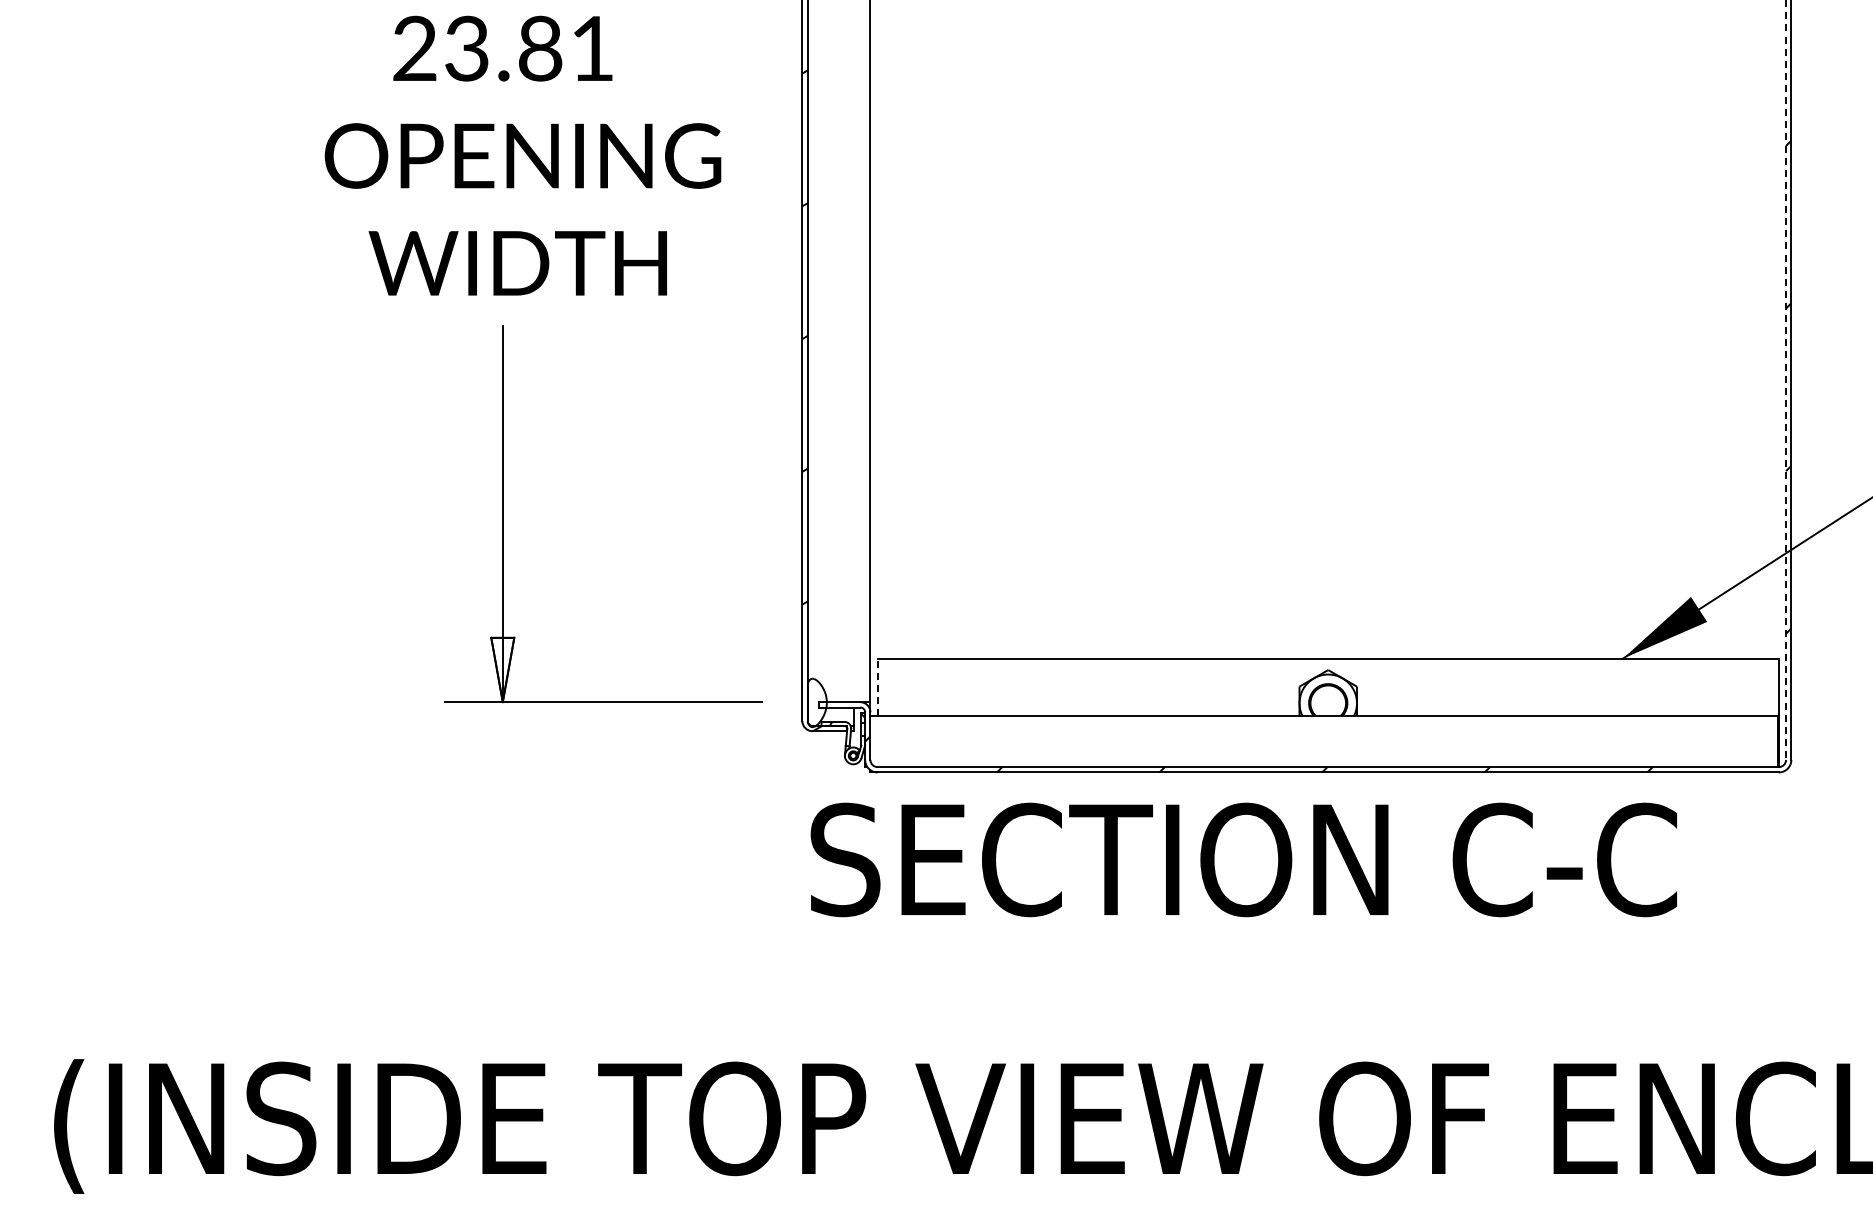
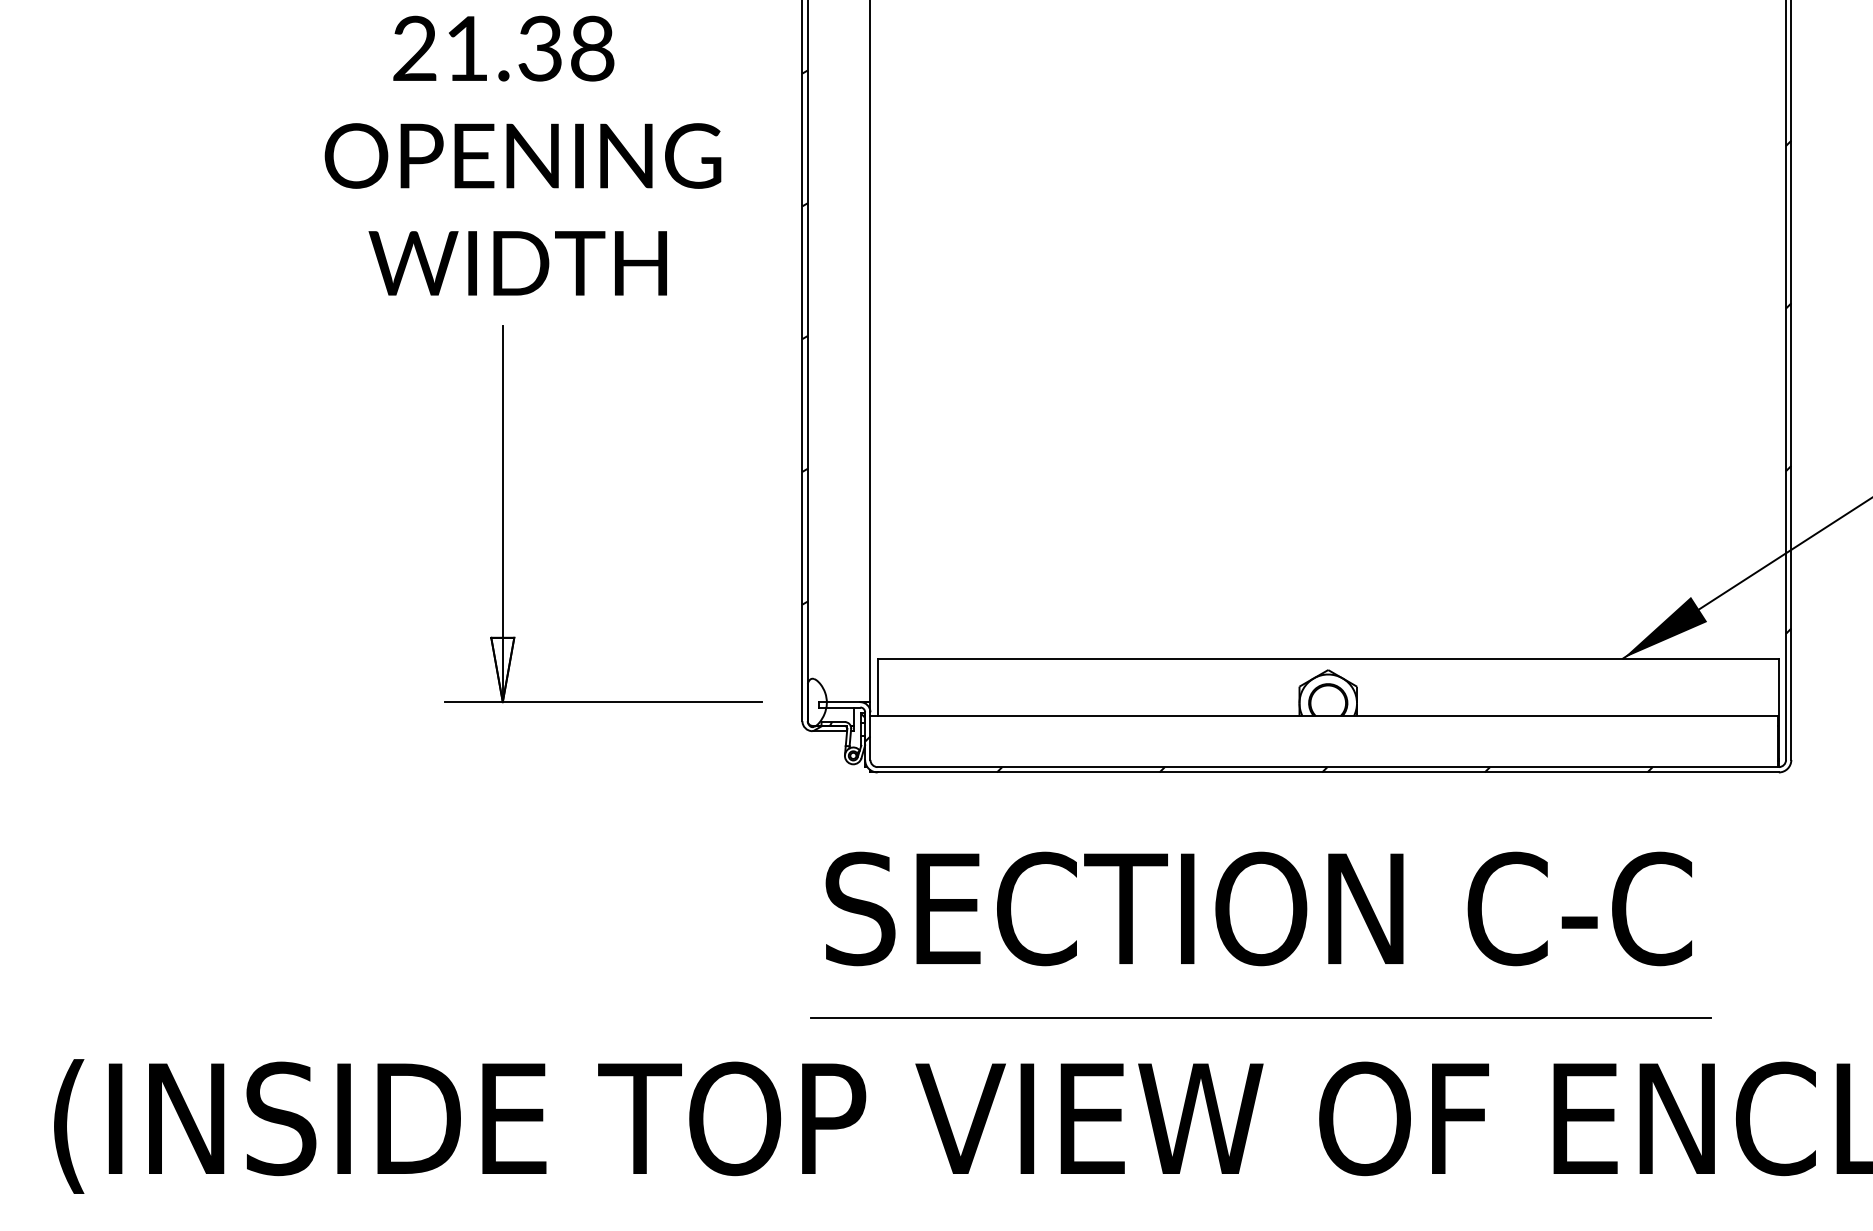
text: 23.81 -> 21.38 (529, 48)
line: dashed -> solid (1786, 380)
line: dashed -> solid (877, 687)
text position: (1243, 859) -> (1258, 908) (1258, 908)
line: none -> present (1260, 1018)
